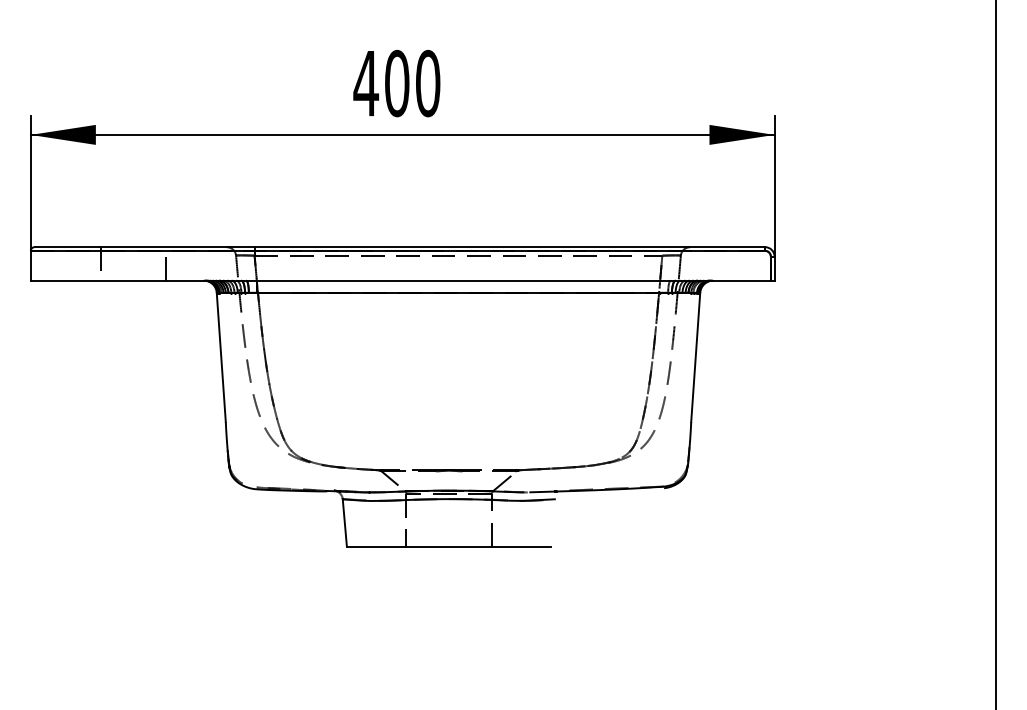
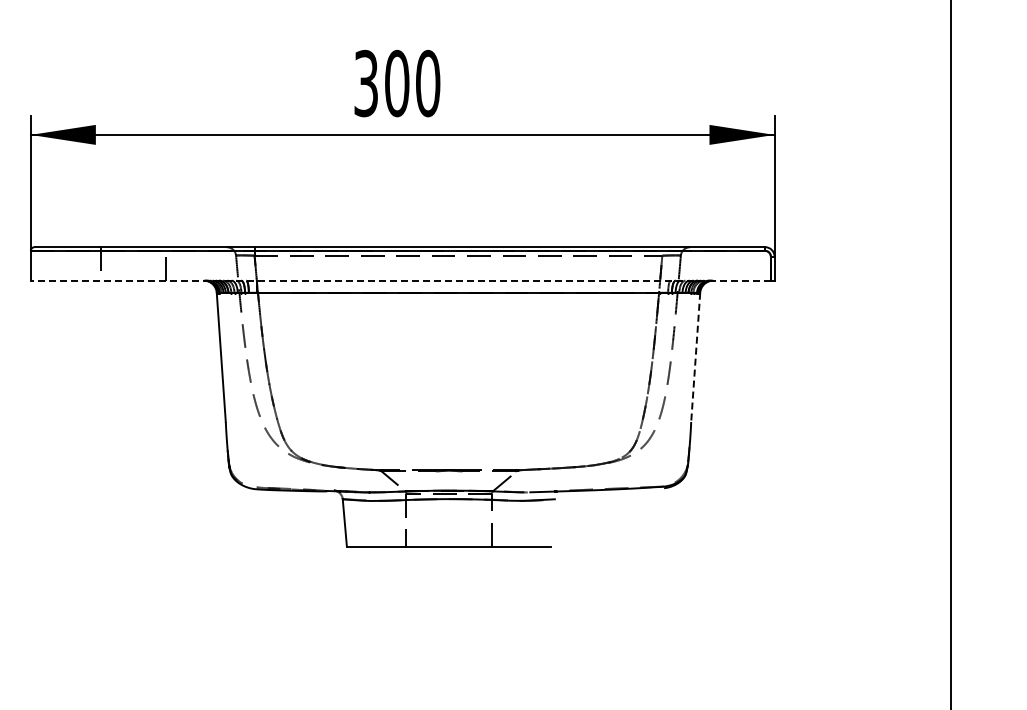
text: 400 -> 300 (366, 83)
line: solid -> dashed (400, 280)
line position: (996, 354) -> (951, 354) (951, 354)
line: solid -> dashed (695, 357)
